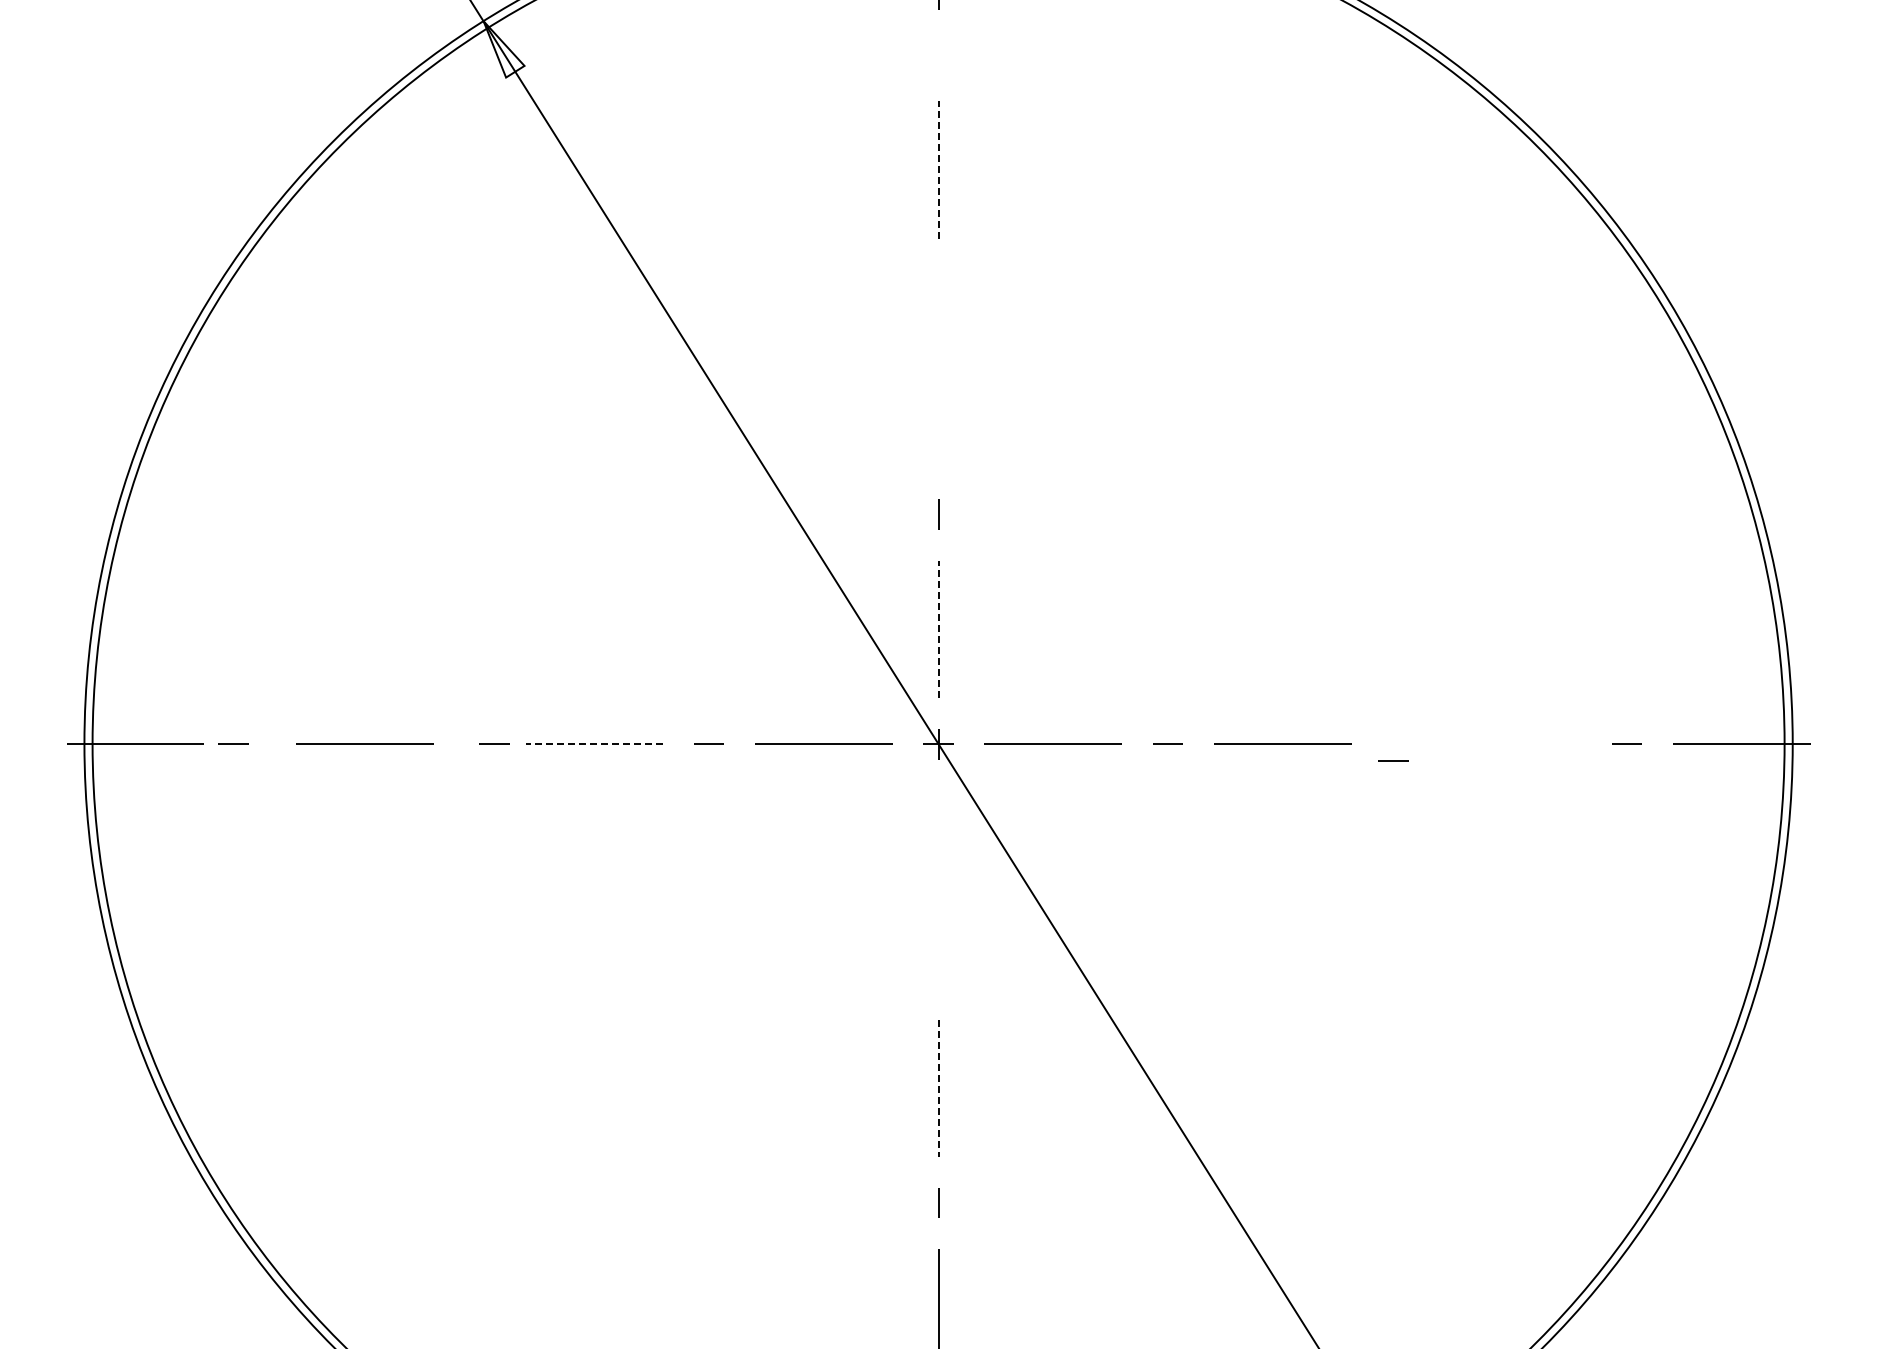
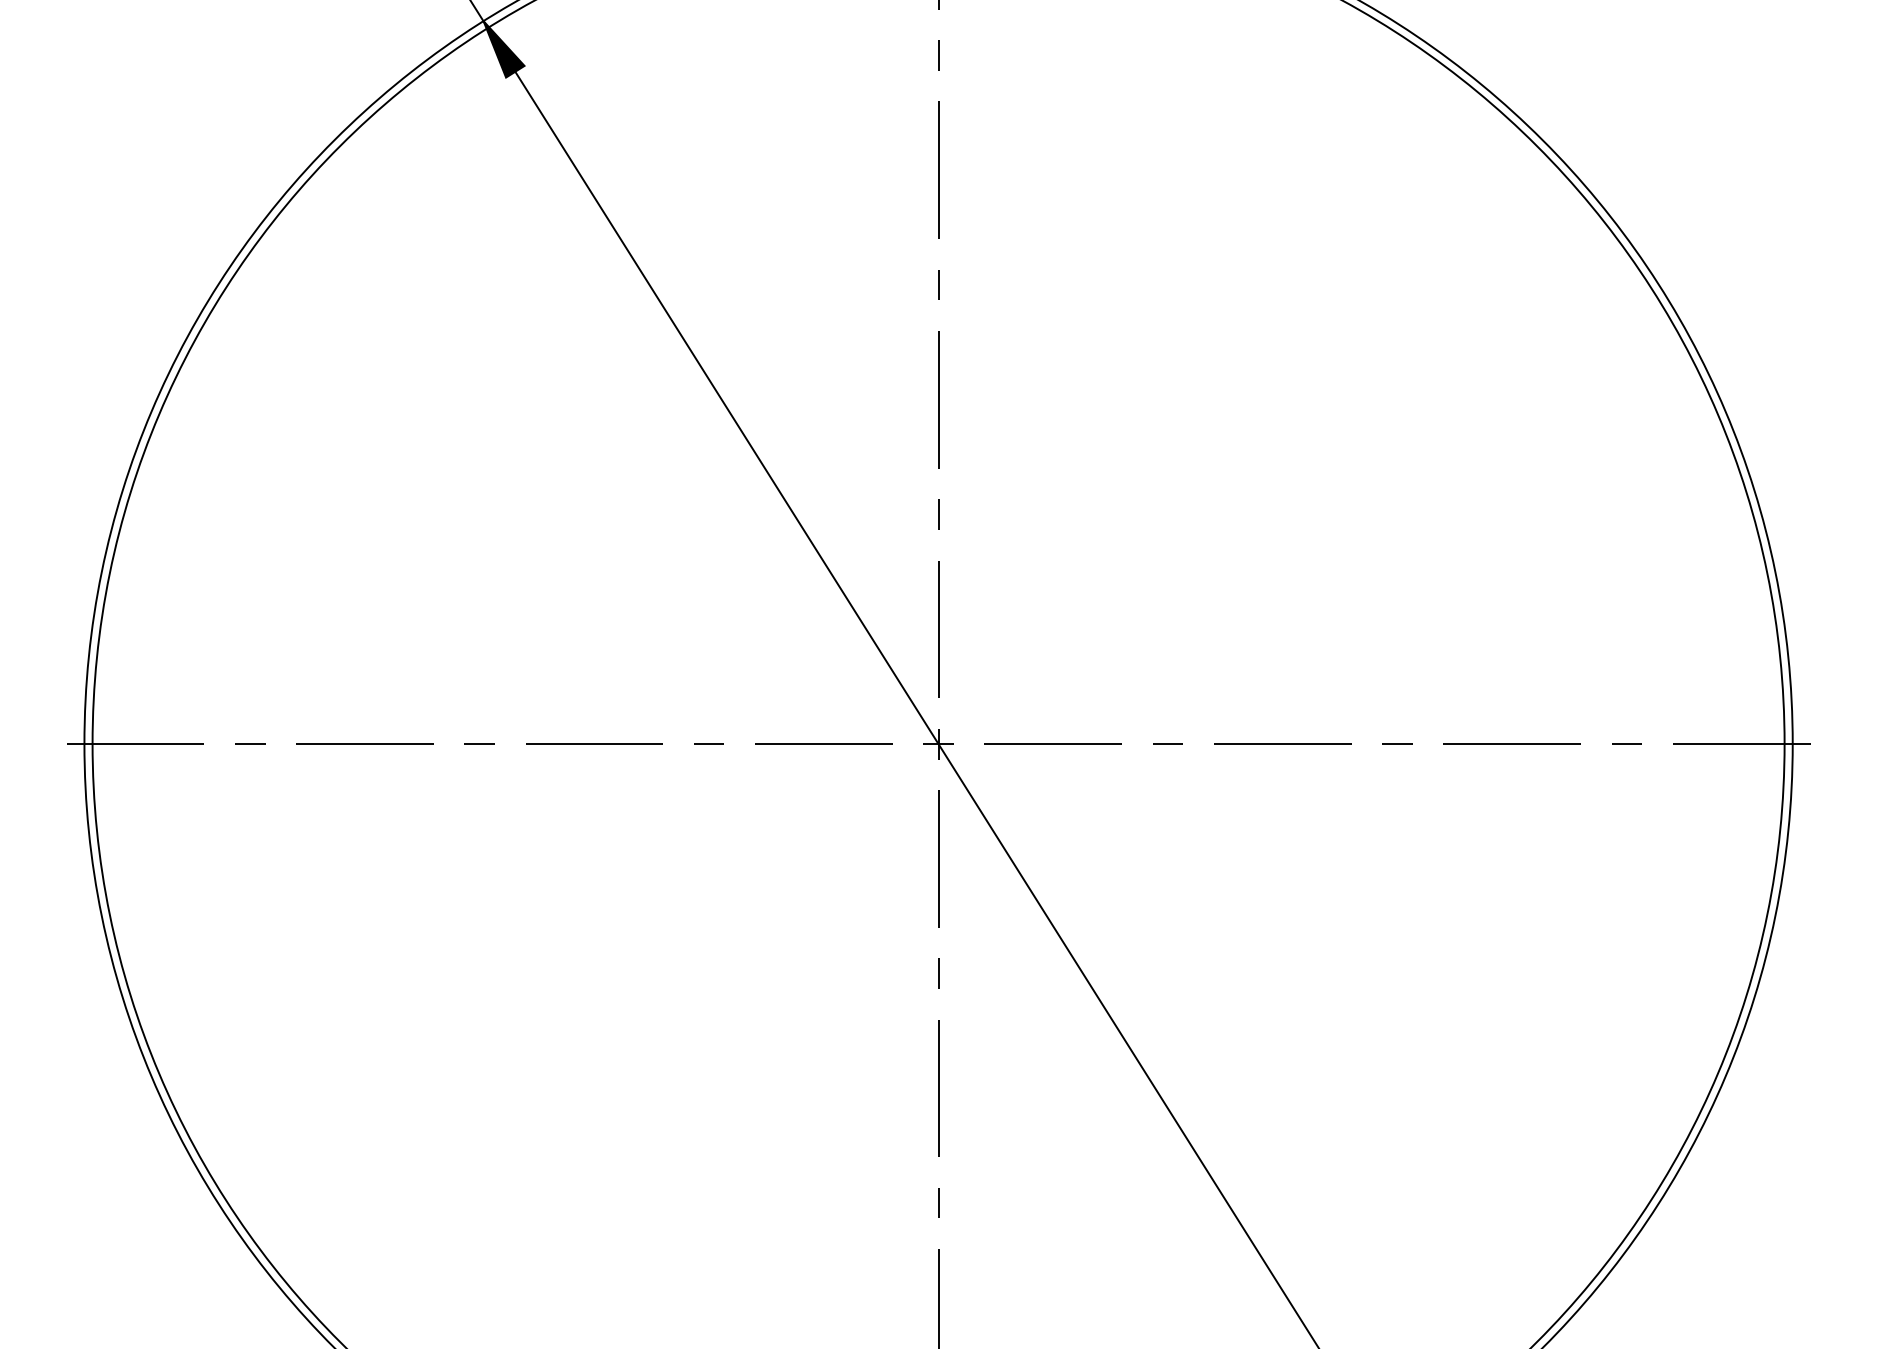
fill: none -> present (503, 49)
line: none -> present (938, 55)
line: dashed -> solid (938, 170)
line: none -> present (938, 284)
line: none -> present (938, 399)
line: dashed -> solid (938, 629)
line position: (233, 743) -> (250, 743) (250, 743)
line position: (494, 743) -> (479, 743) (479, 743)
line: none -> present (1511, 743)
line: dashed -> solid (594, 744)
line position: (1393, 760) -> (1397, 743) (1397, 743)
line: none -> present (938, 858)
line: none -> present (938, 973)
line: dashed -> solid (938, 1088)
